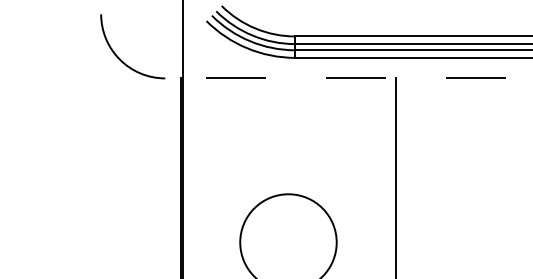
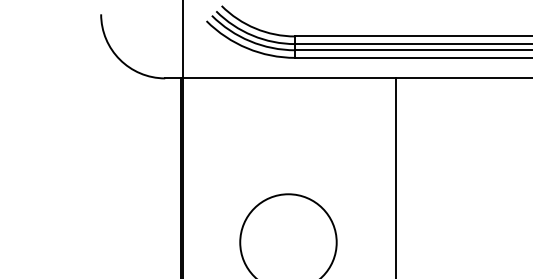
line: dashed -> solid (348, 78)
